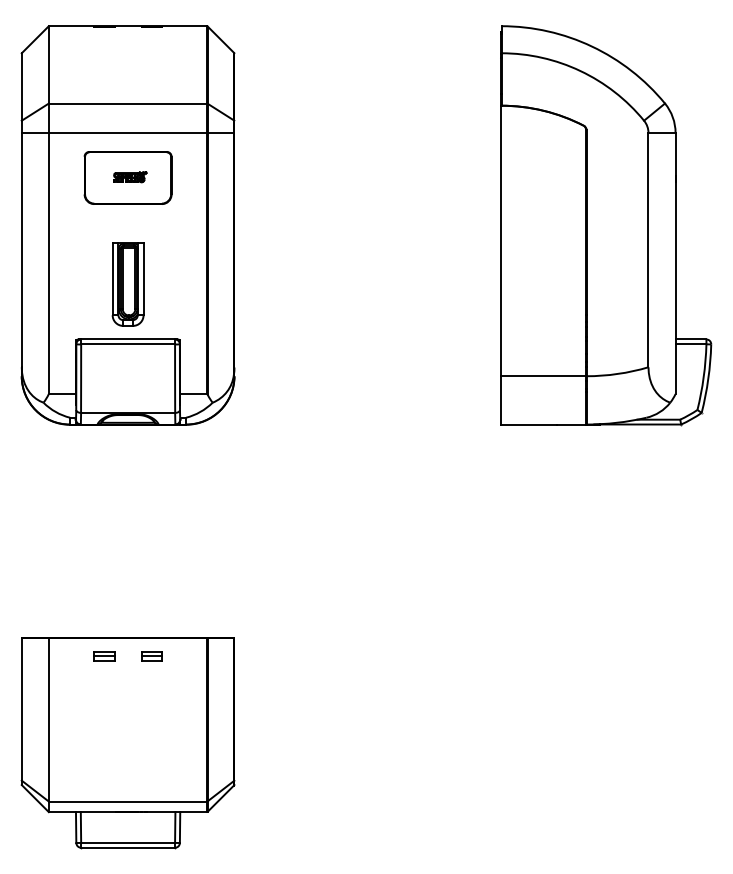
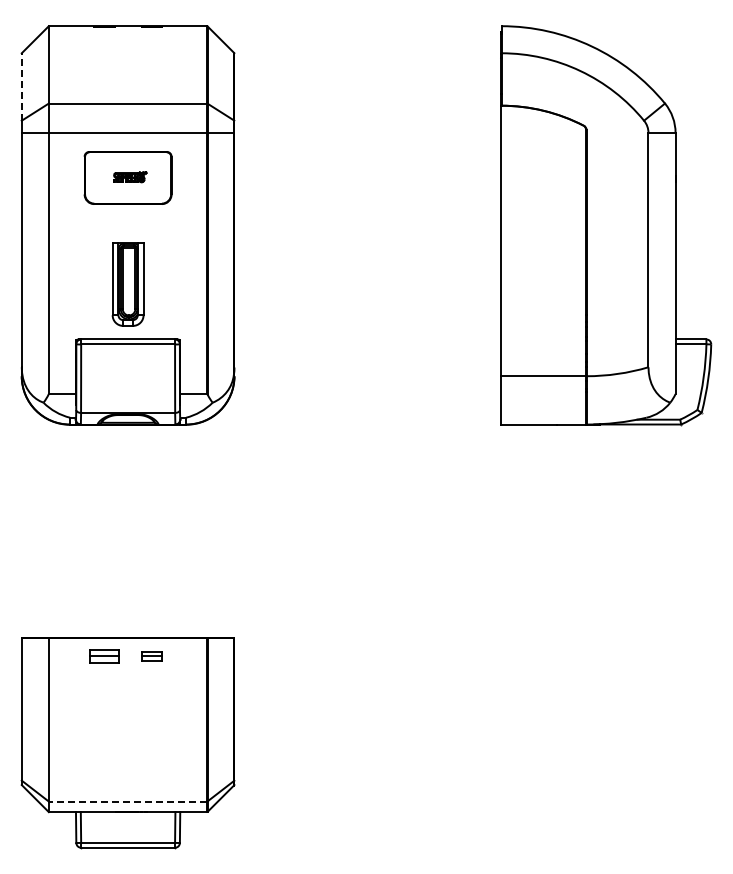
line: solid -> dashed (21, 87)
part size: 23x11 px -> 31x15 px (104, 656)
line: solid -> dashed (127, 801)
